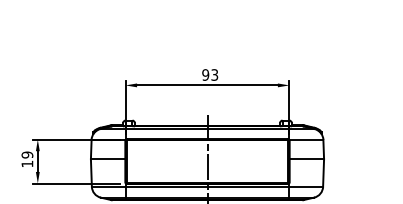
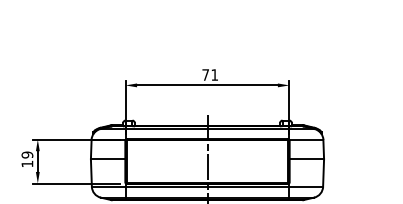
text: 93 -> 71 (210, 74)
